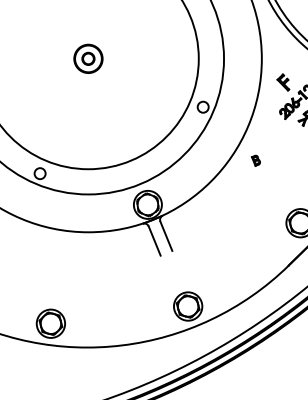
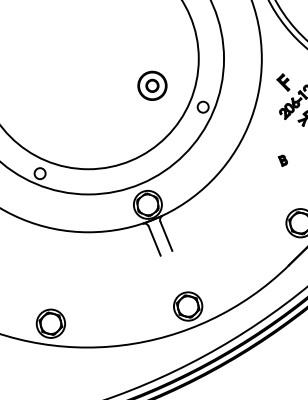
part position: (88, 58) -> (152, 85) (152, 85)
part position: (255, 160) -> (282, 160) (282, 160)
